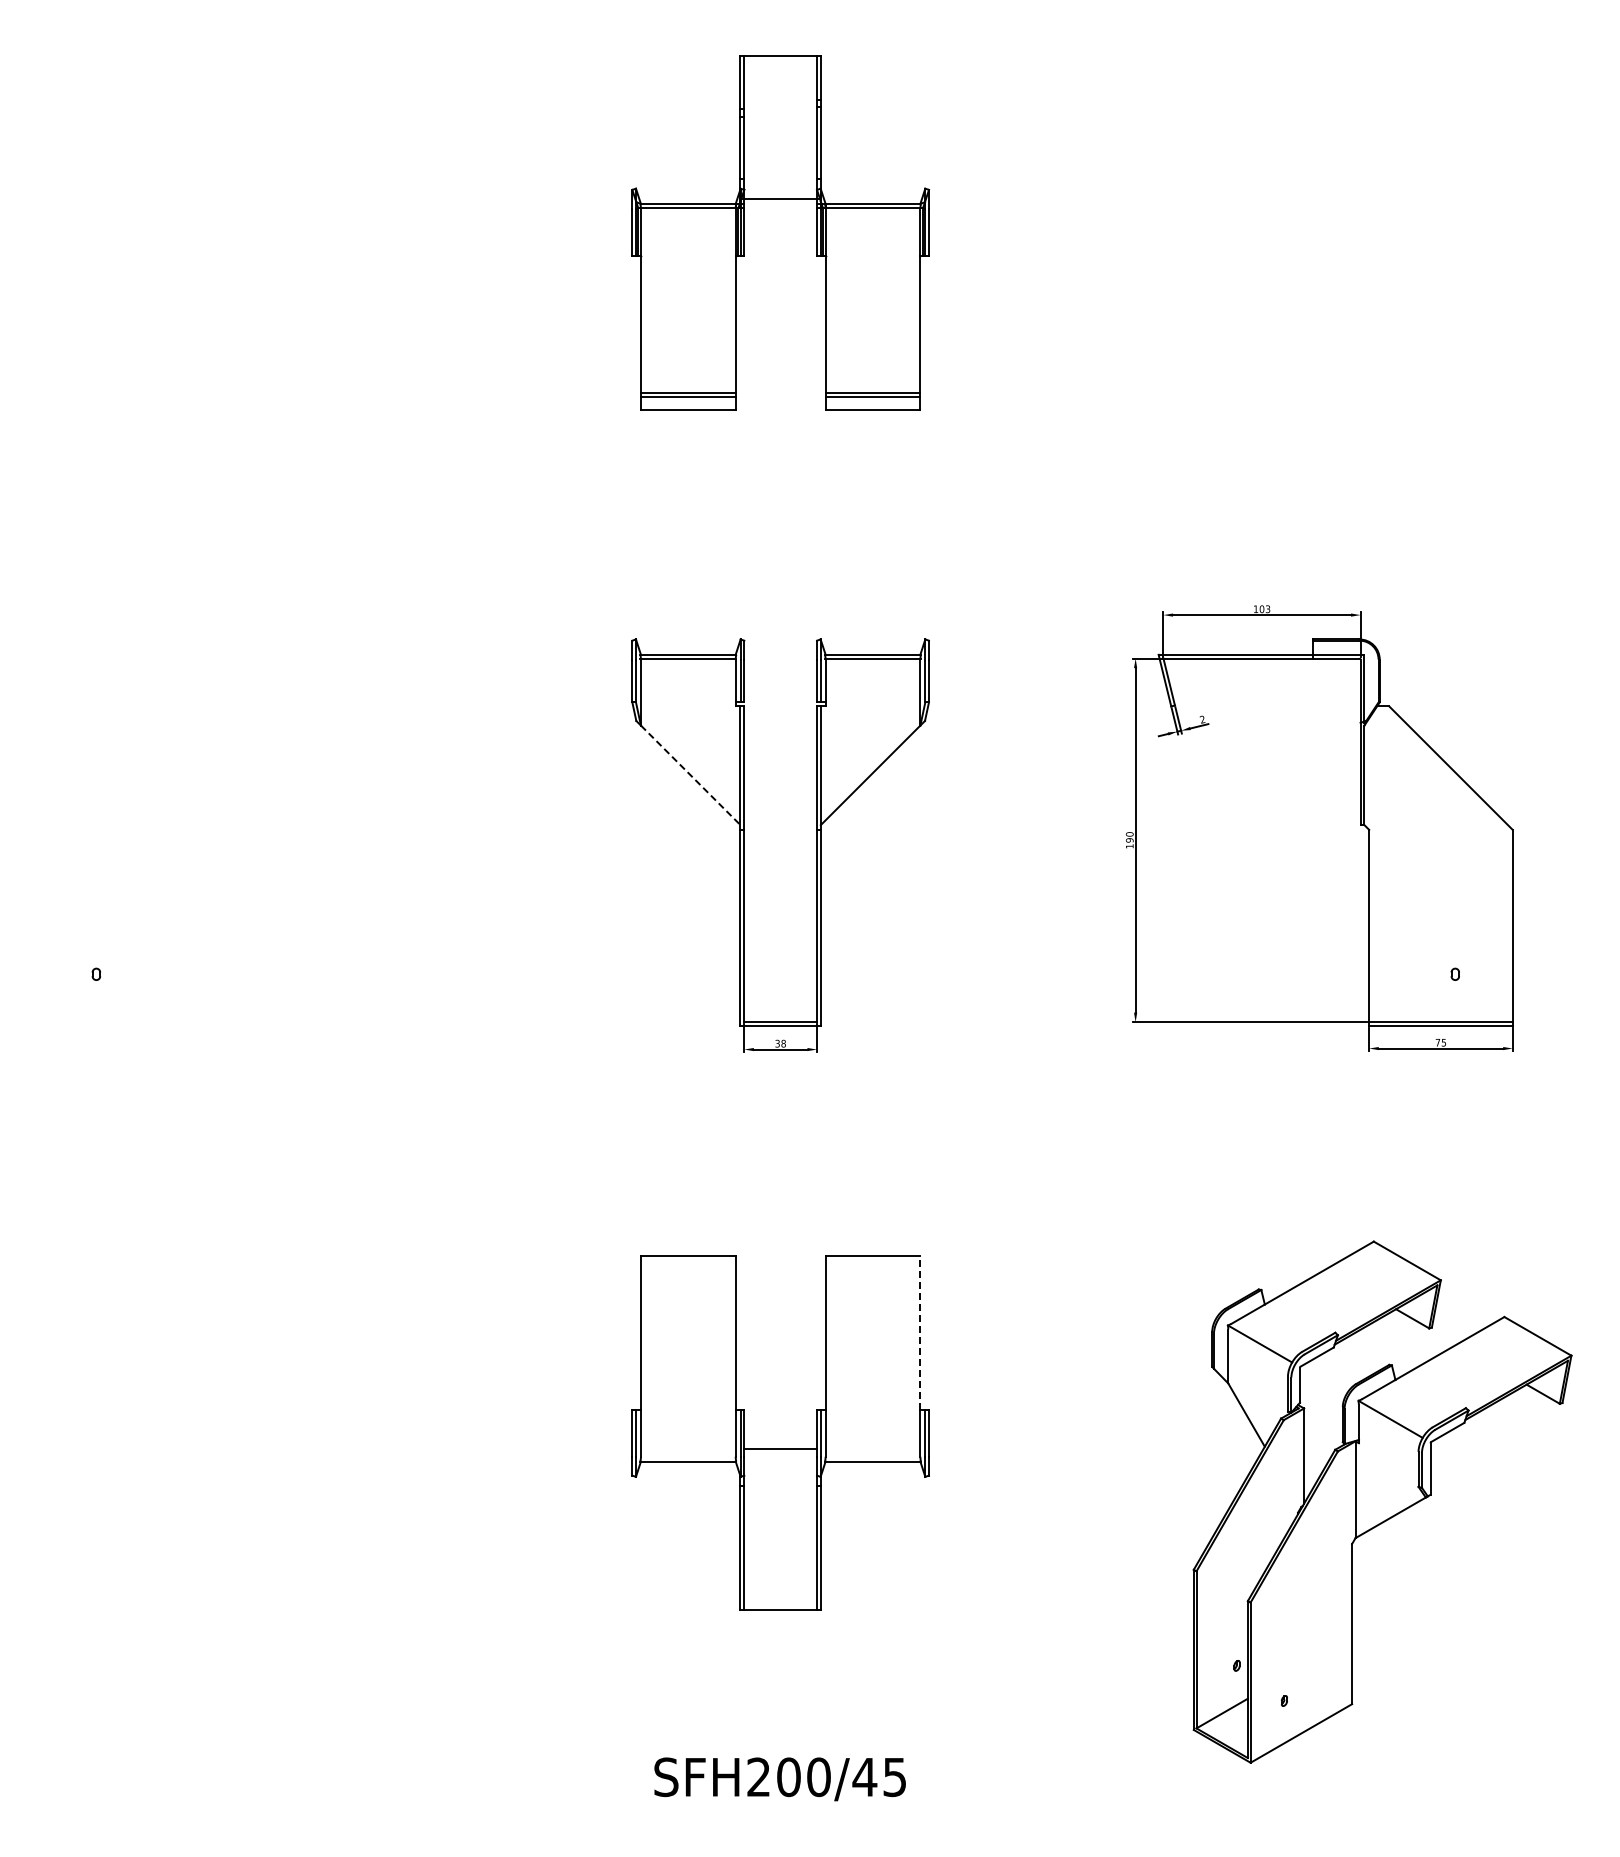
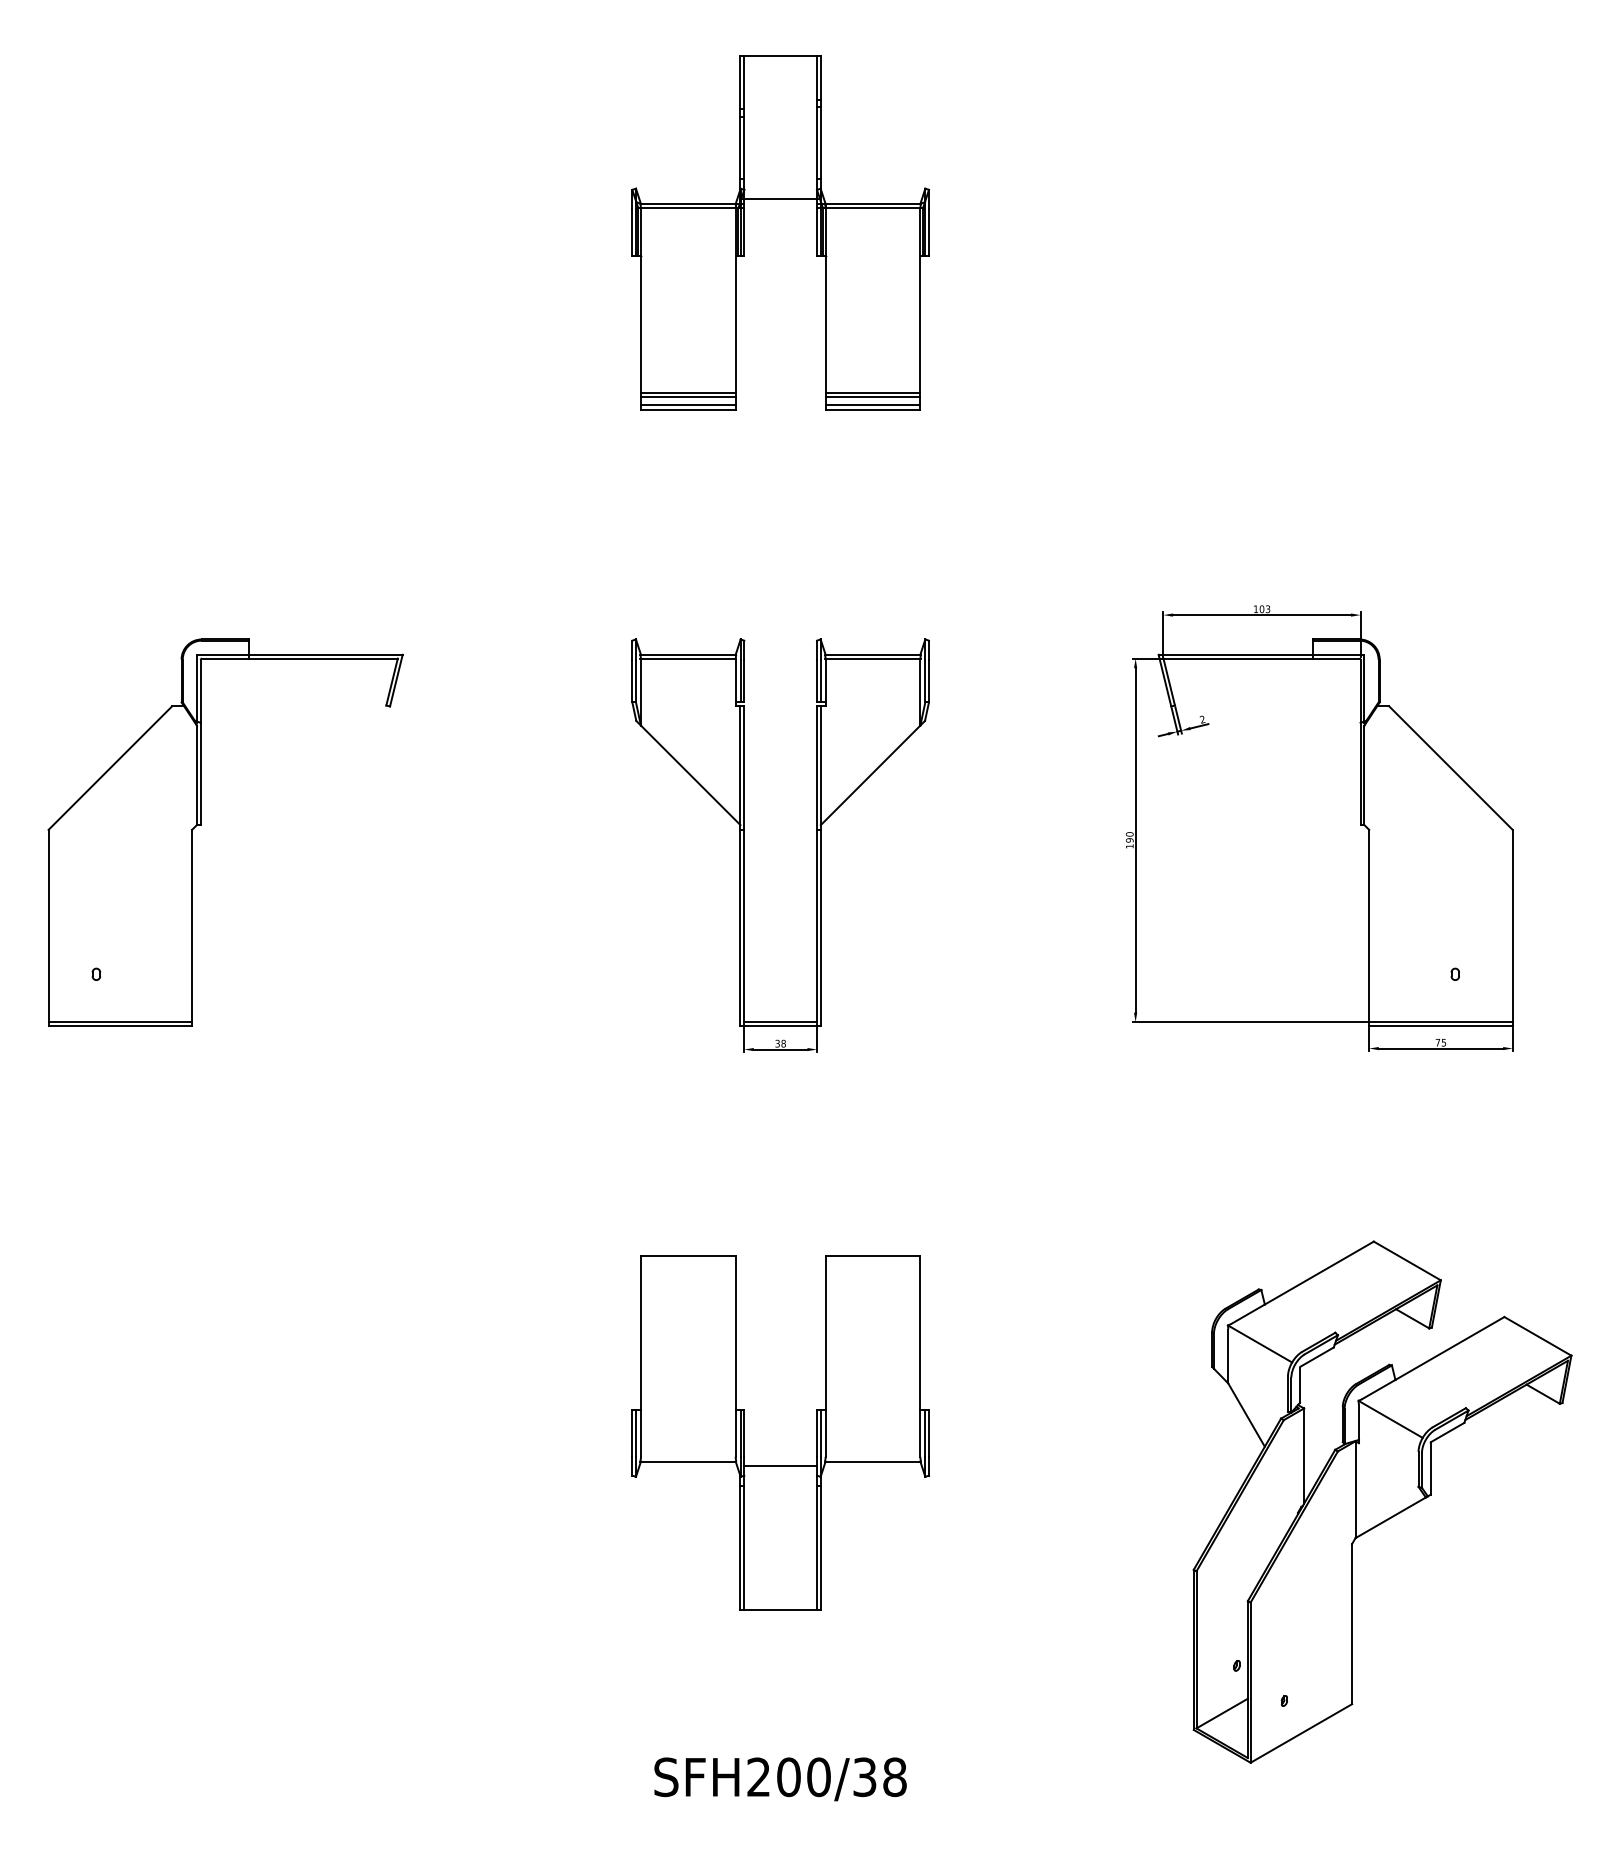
line: none -> present (687, 404)
line: none -> present (872, 404)
line: dashed -> solid (691, 775)
part: none -> present (201, 825)
line: dashed -> solid (920, 1332)
line position: (780, 1449) -> (780, 1466) (780, 1466)
text: SFH200/45 -> SFH200/38 (879, 1777)
